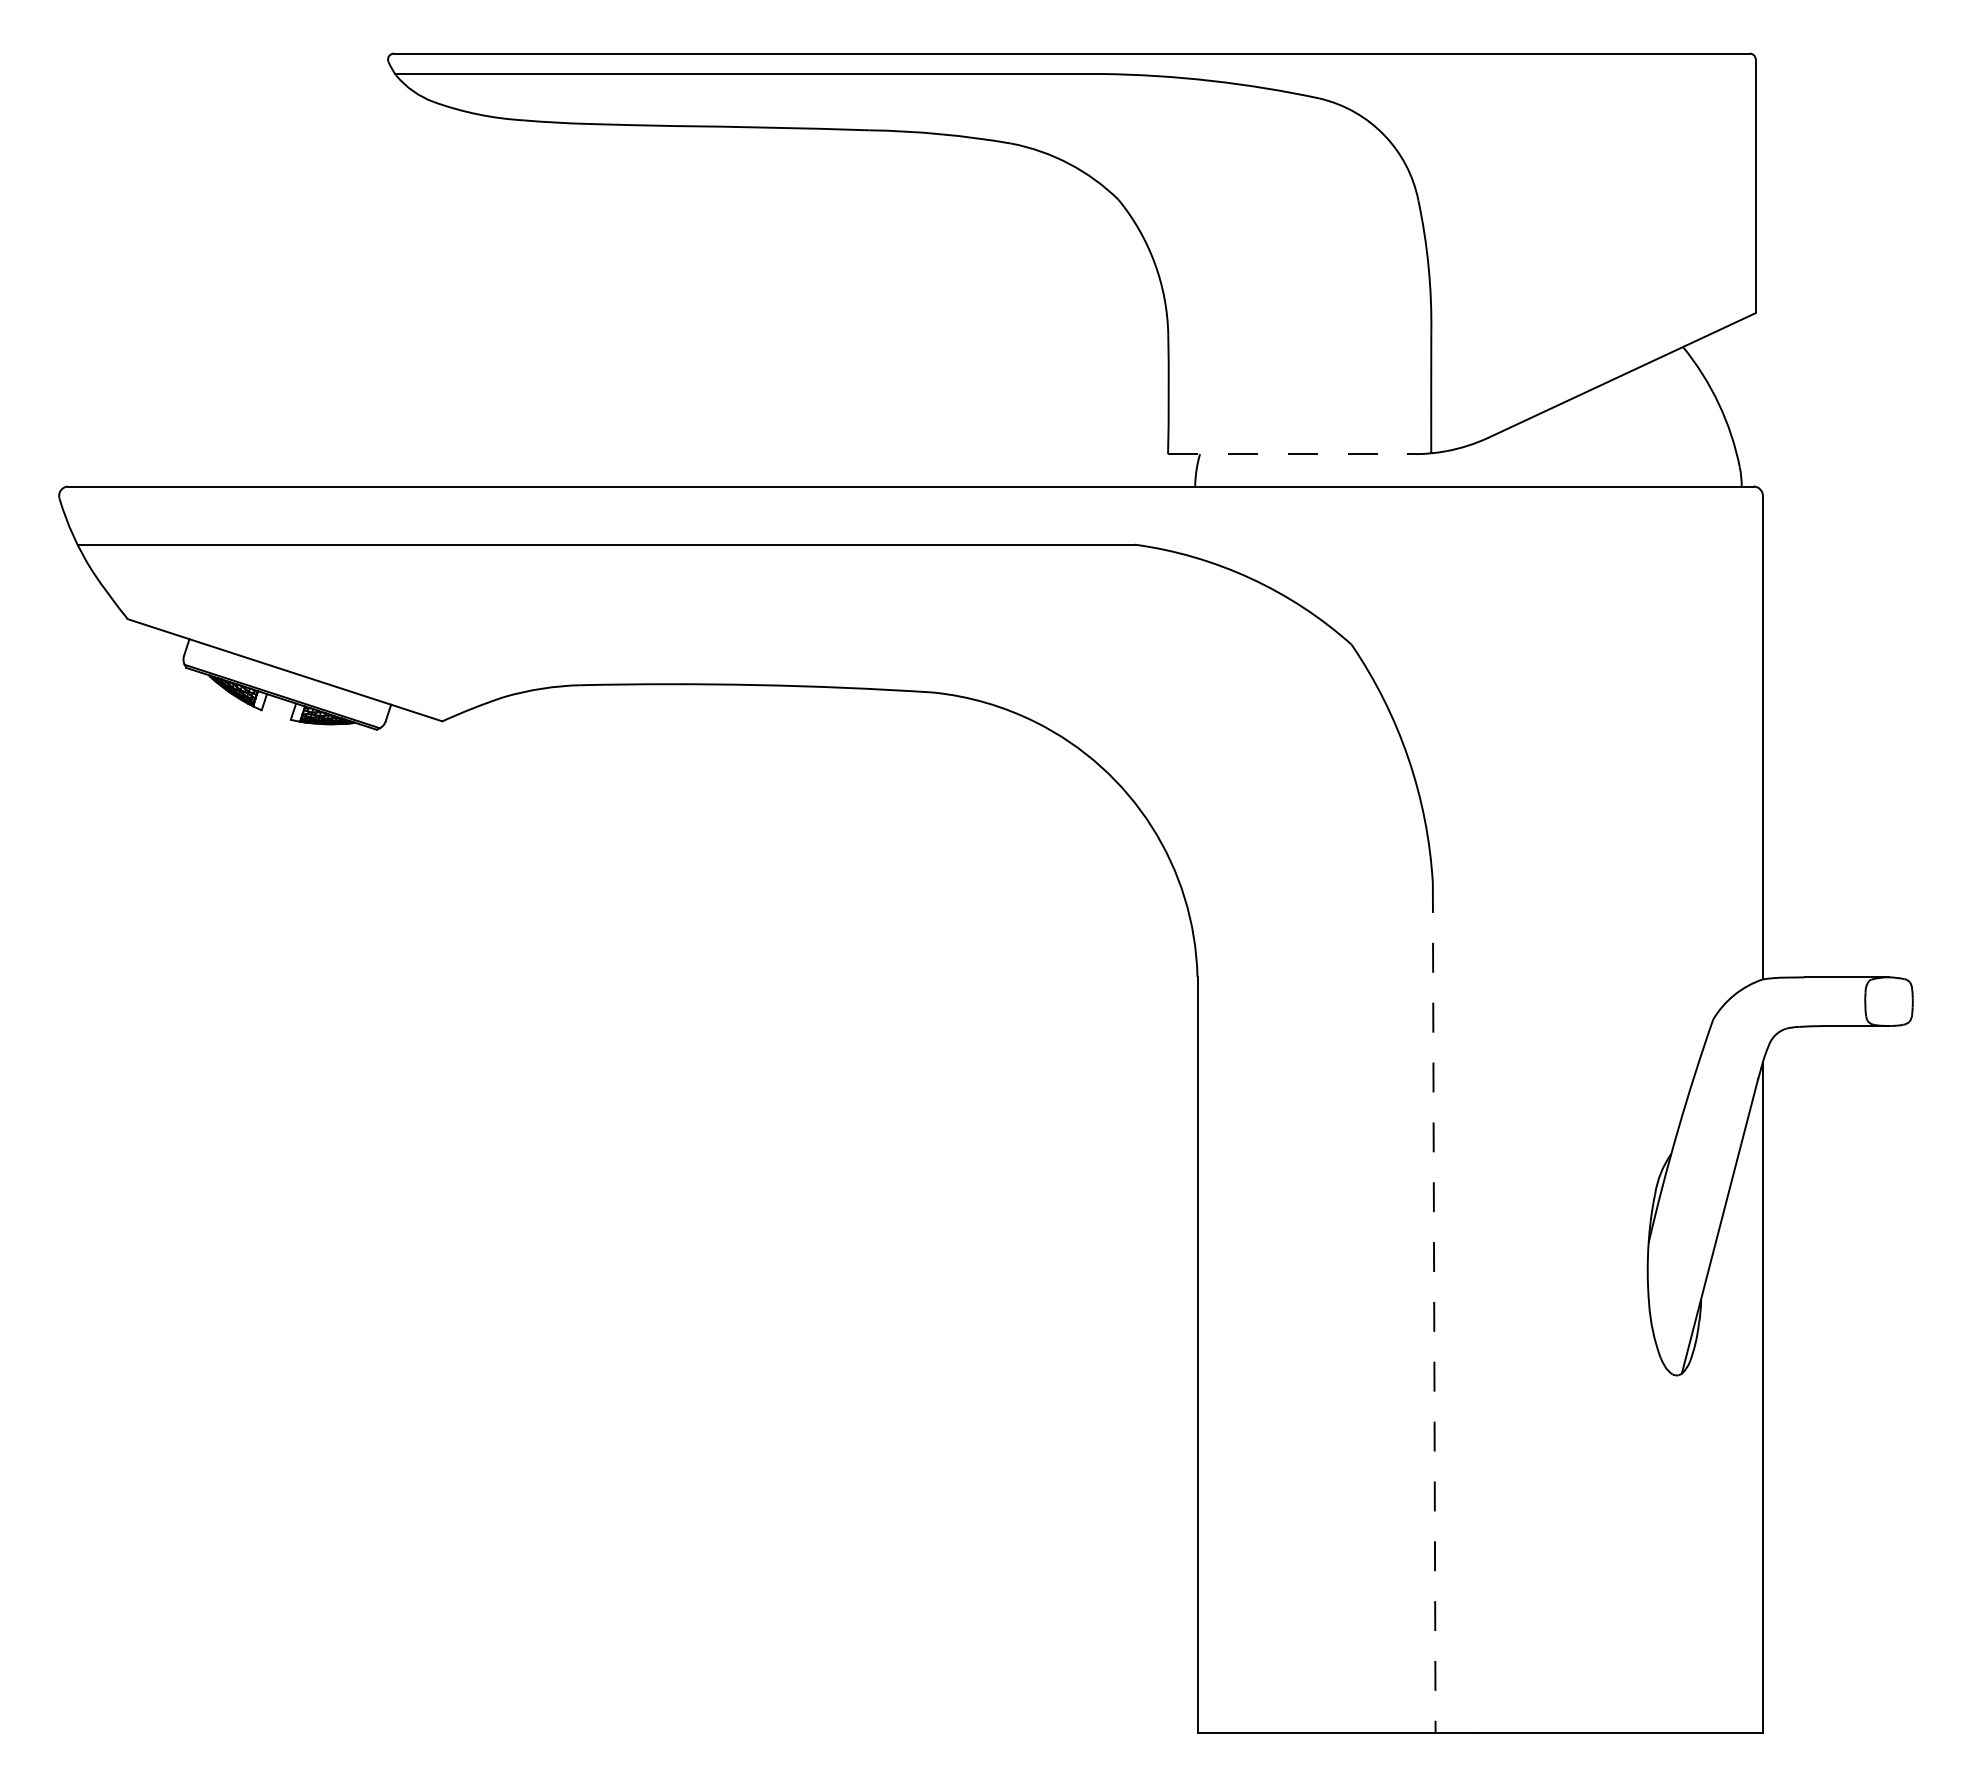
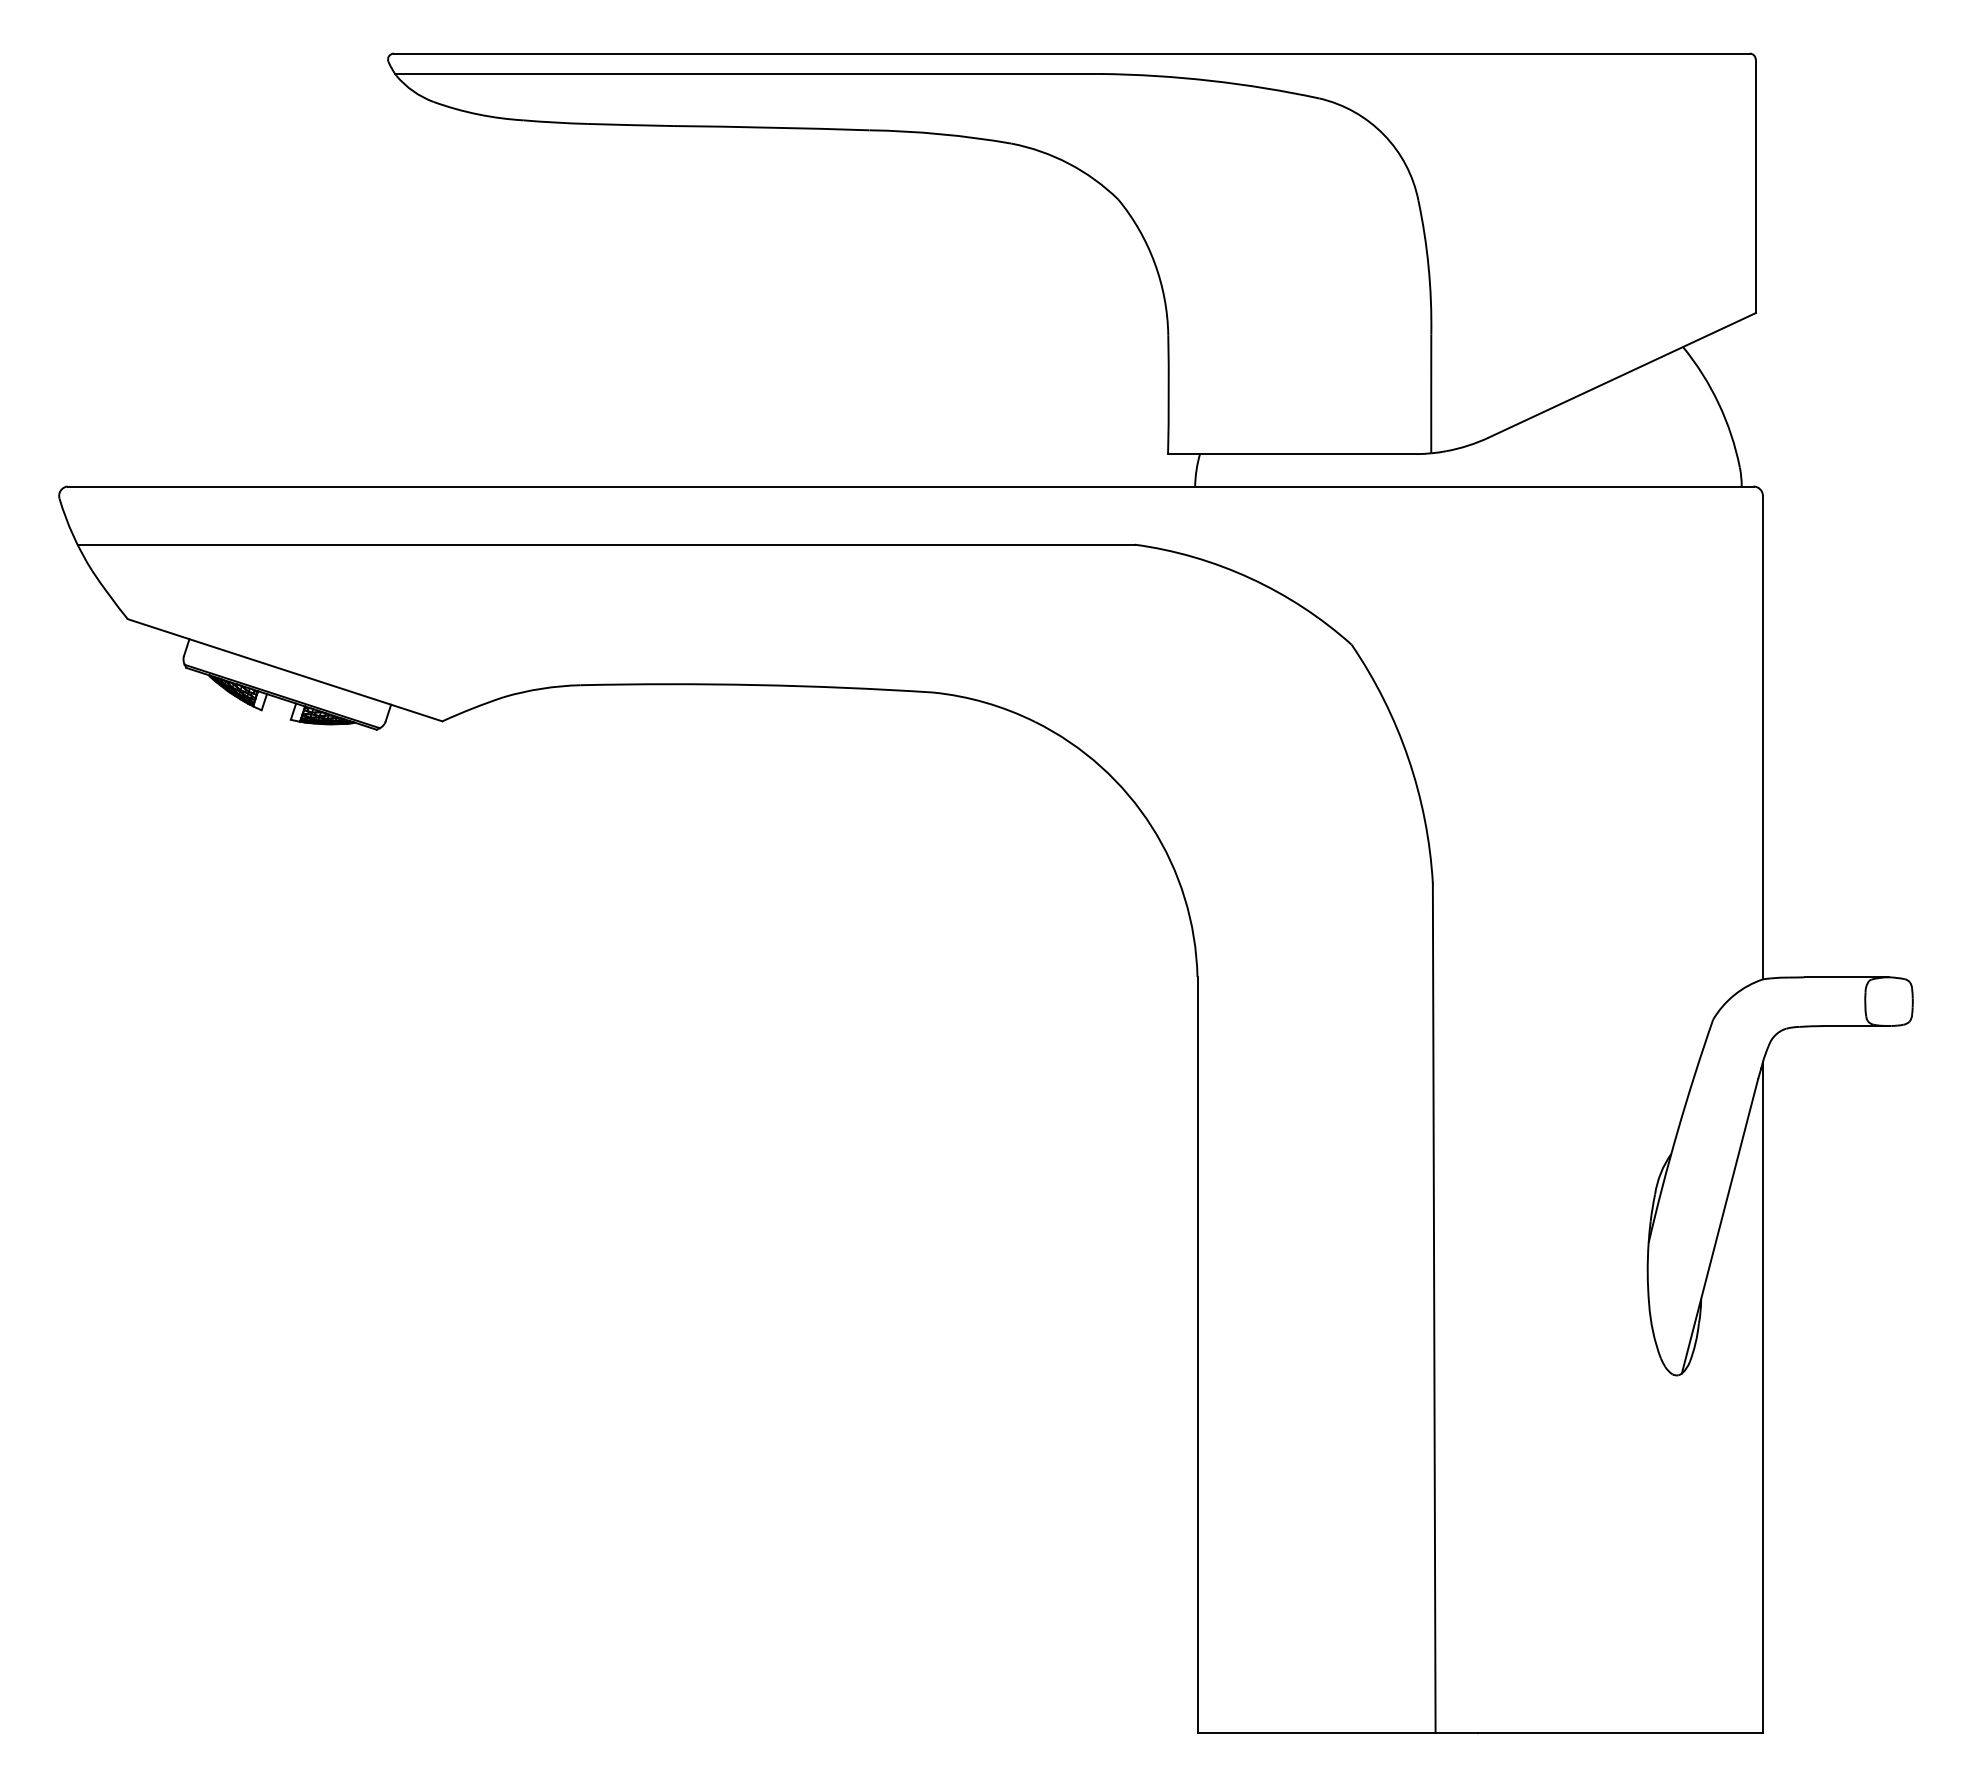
line: dashed -> solid (1292, 454)
line: dashed -> solid (1434, 1307)
